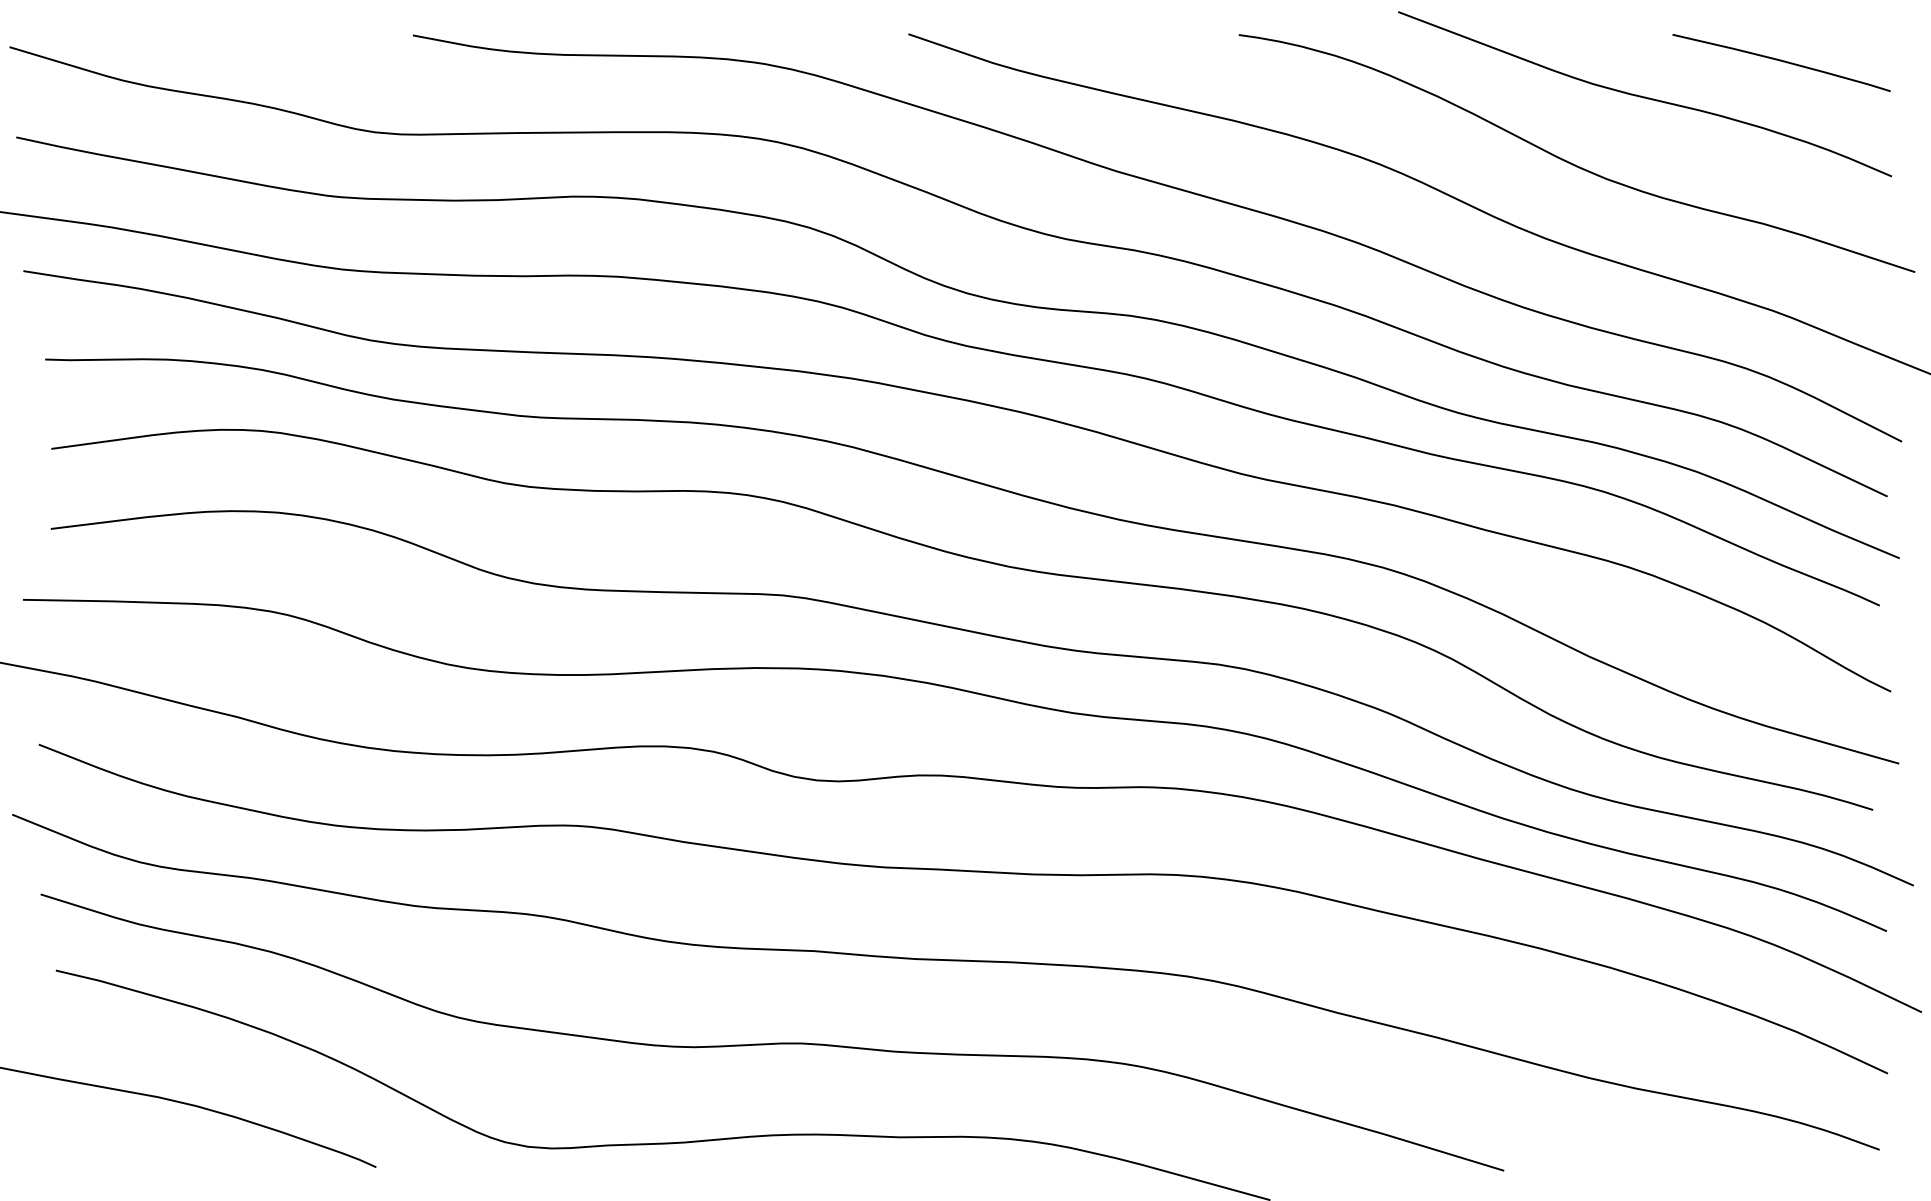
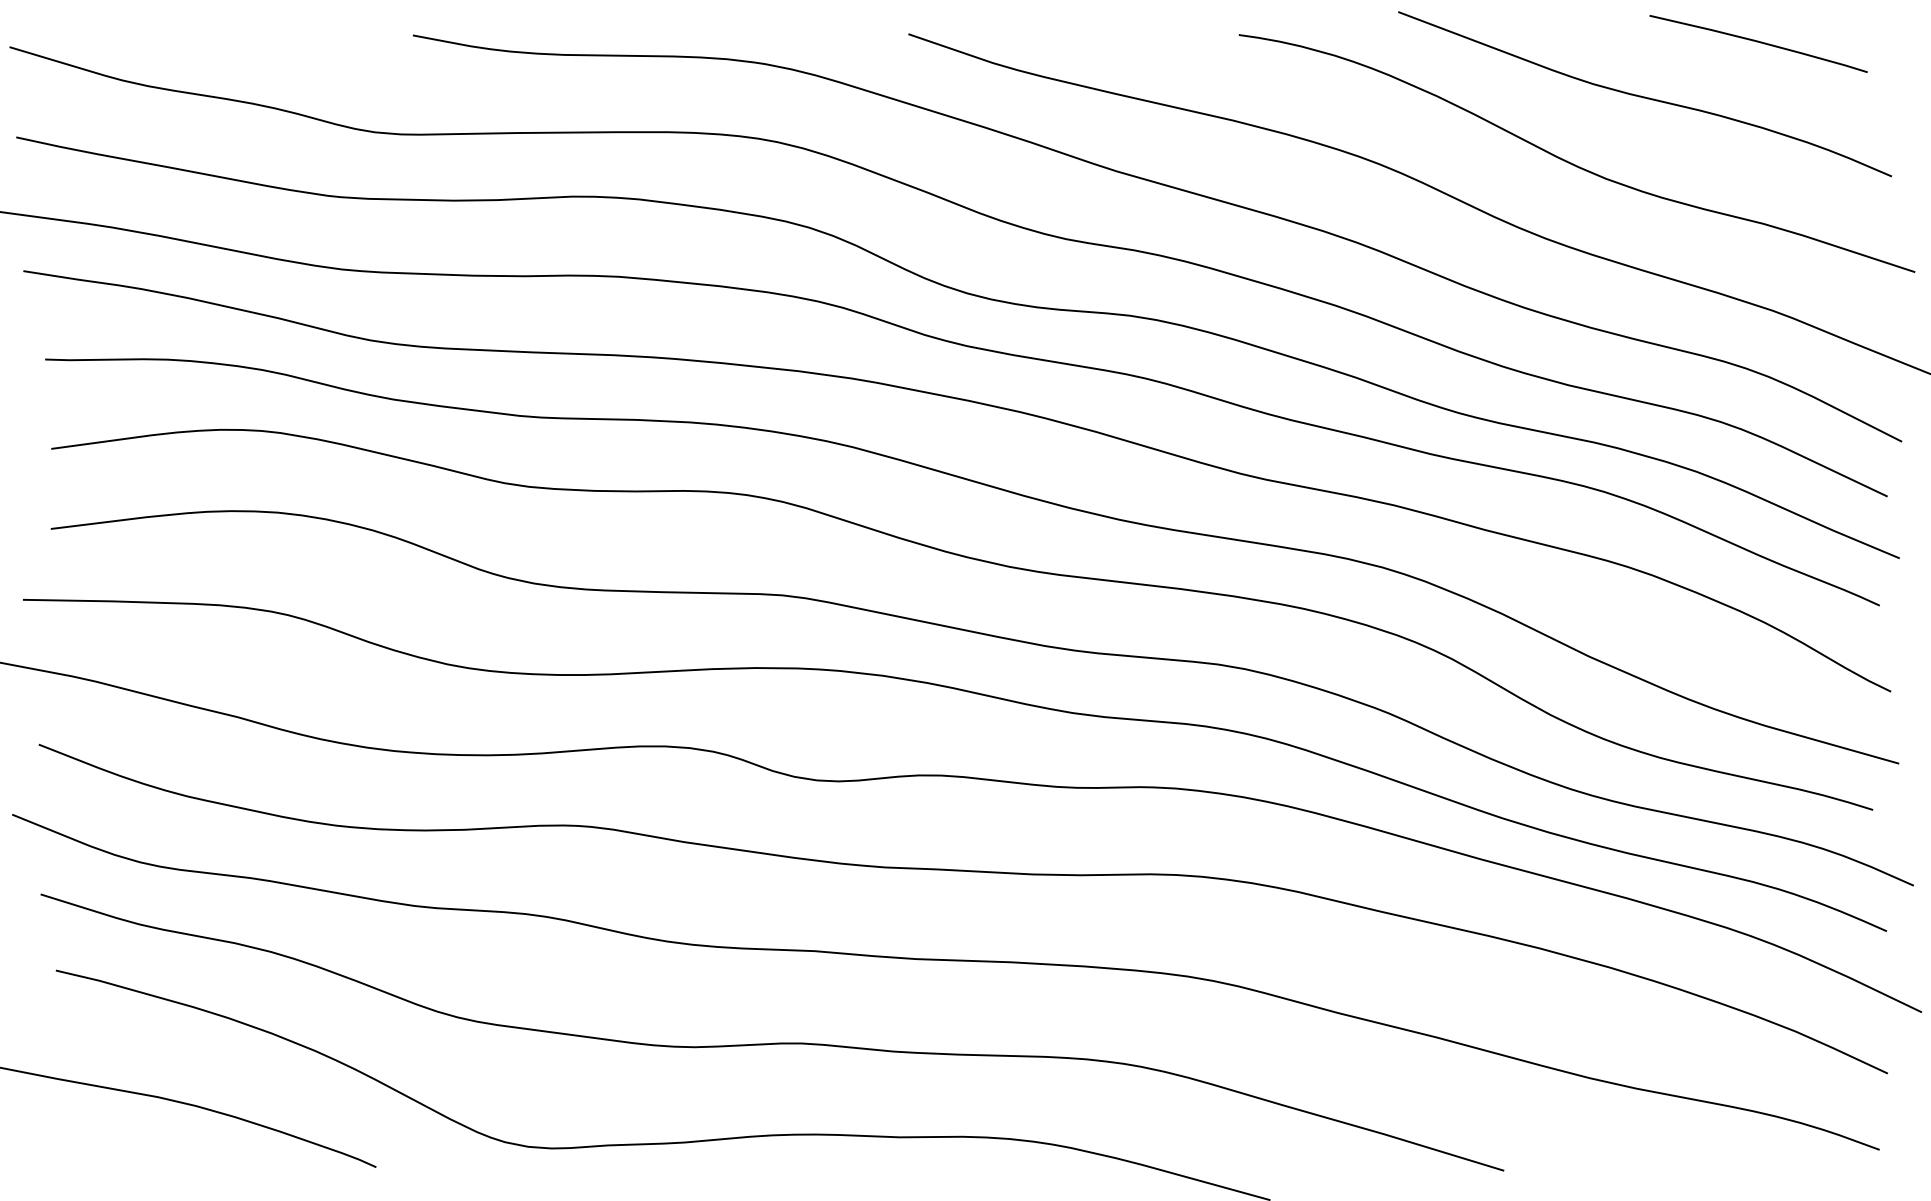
curve position: (1781, 61) -> (1758, 42) (1758, 42)
